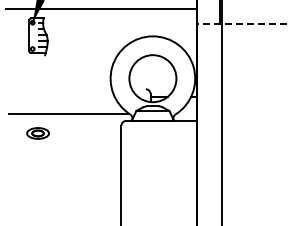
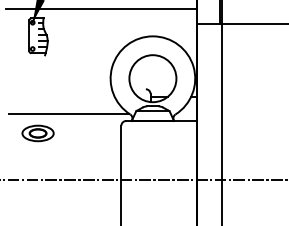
line: dashed -> solid (242, 24)
part size: 24x13 px -> 34x19 px (37, 133)
line: none -> present (143, 179)
